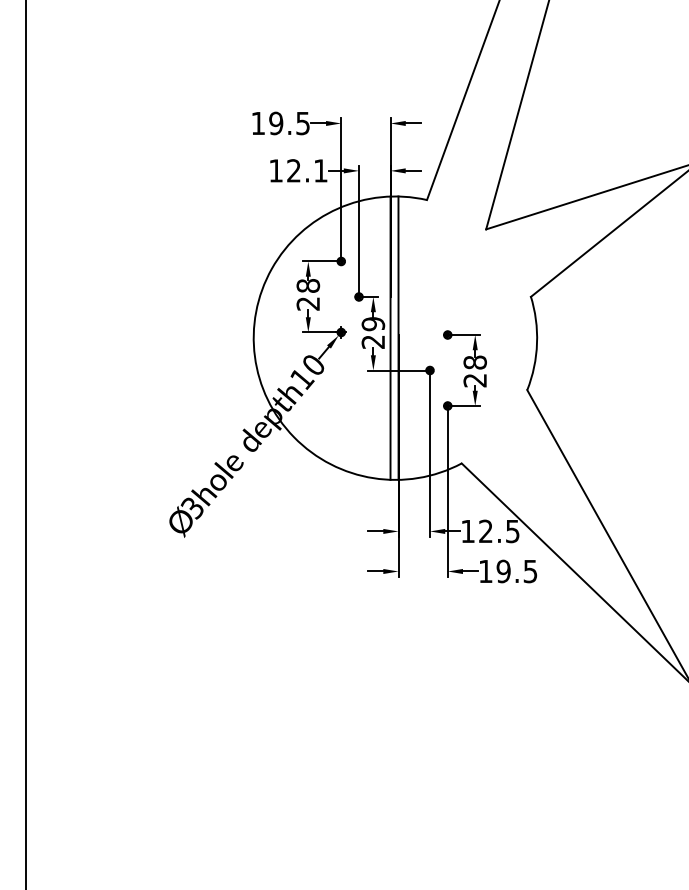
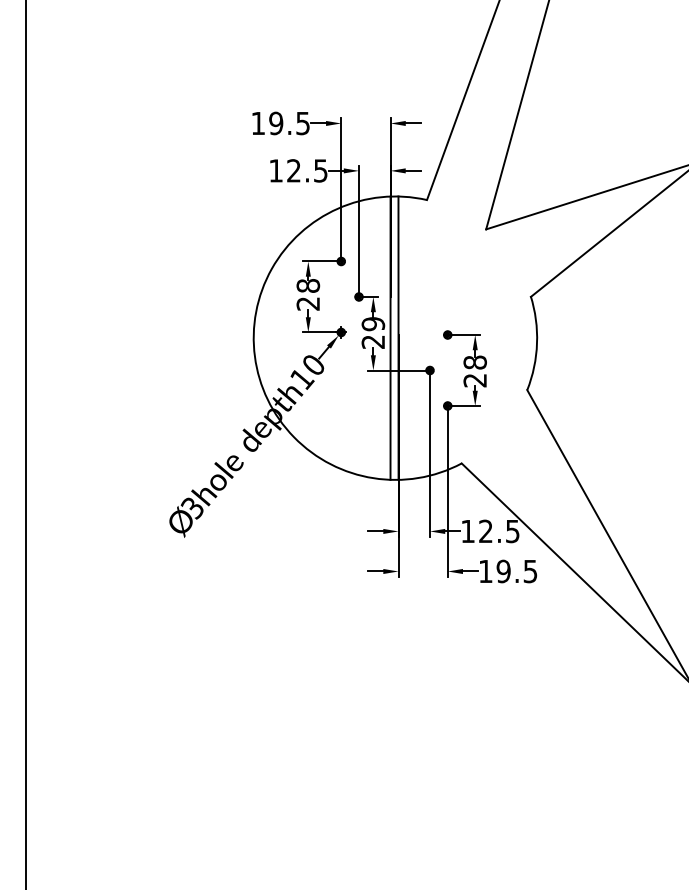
text: 12.1 -> 12.5 (320, 170)
